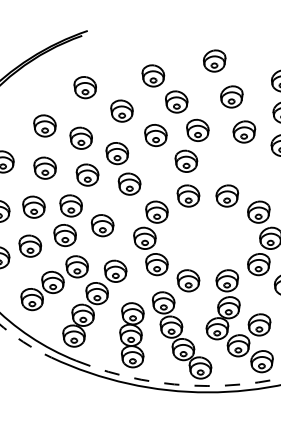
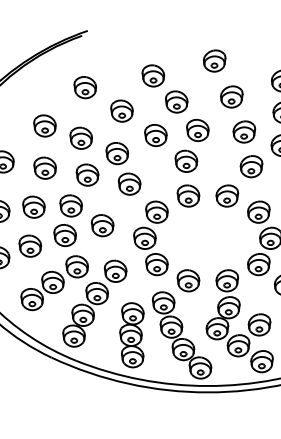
part: none -> present (251, 166)
arc: dashed -> solid (24, 342)
arc: dashed -> solid (177, 384)
